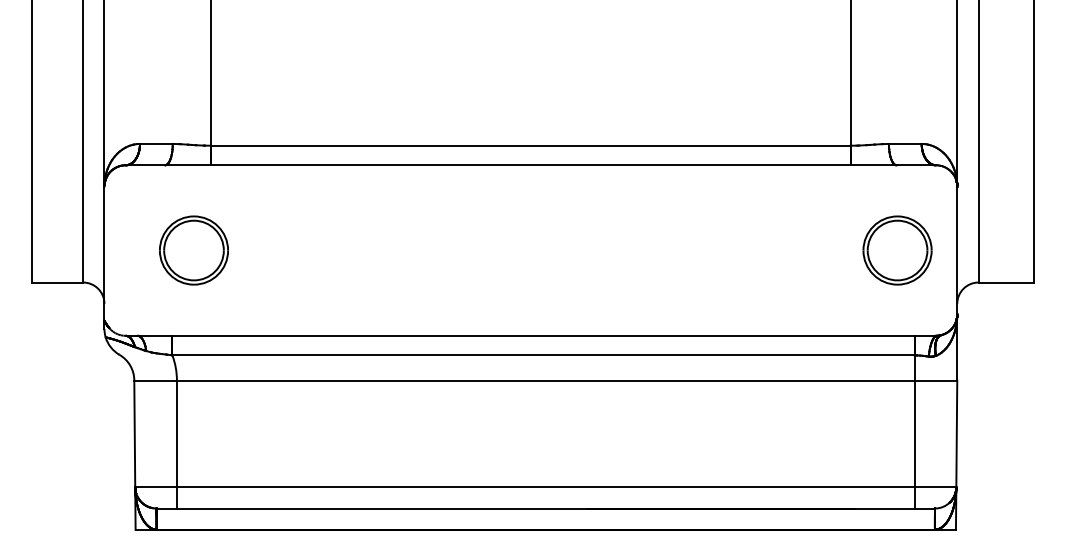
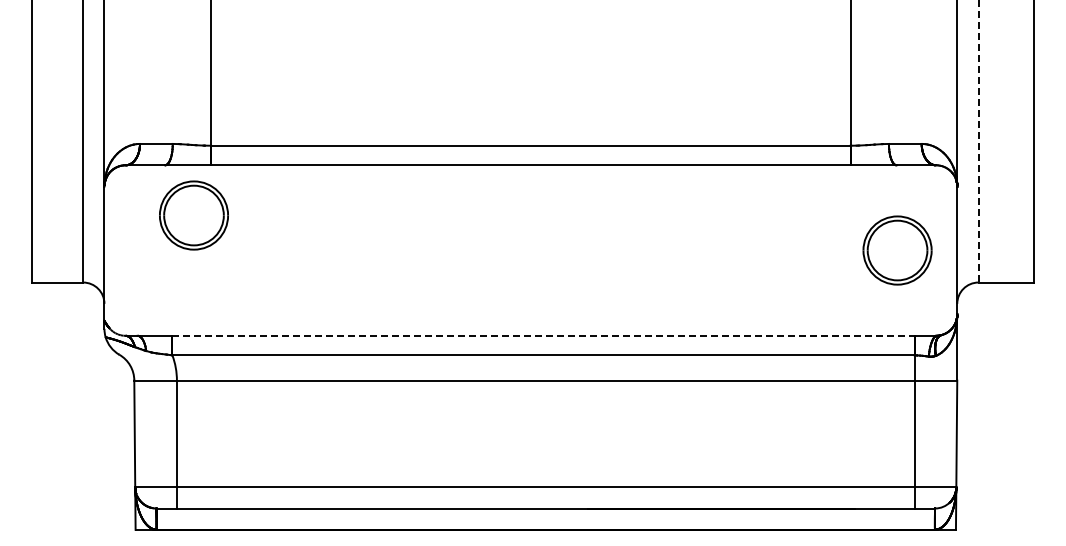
line: solid -> dashed (978, 141)
part position: (193, 250) -> (193, 215) (193, 215)
line: solid -> dashed (544, 335)
